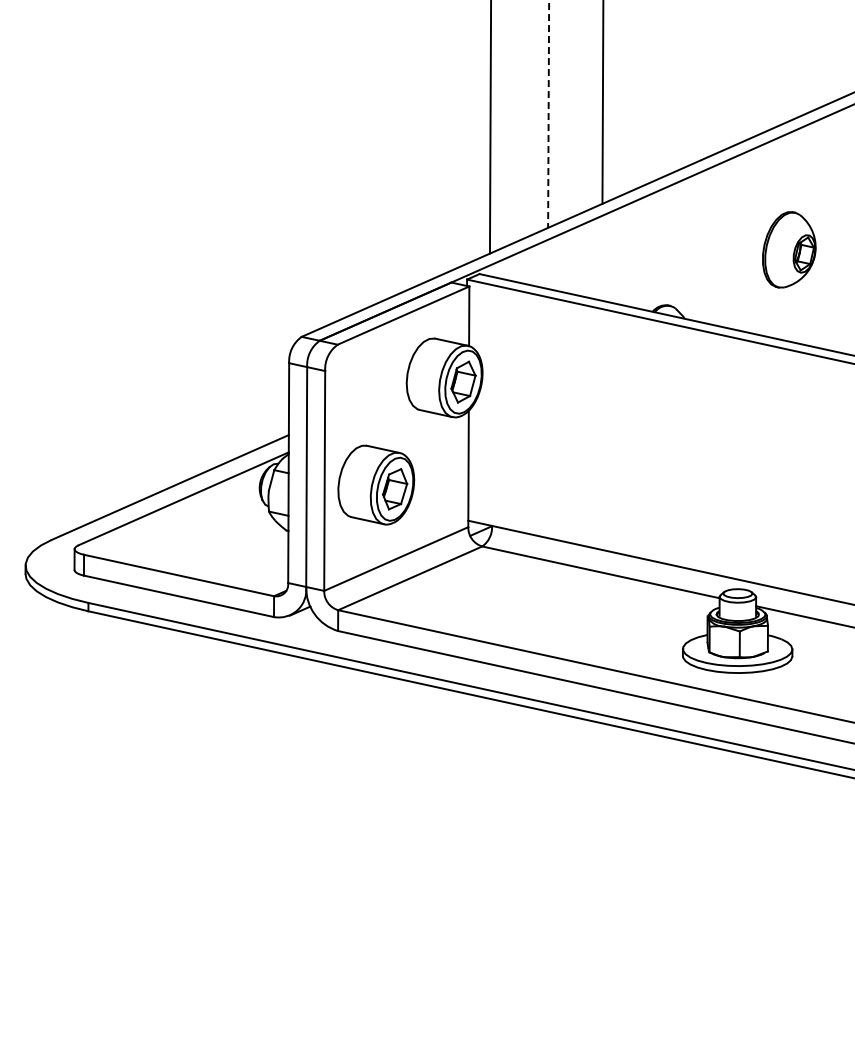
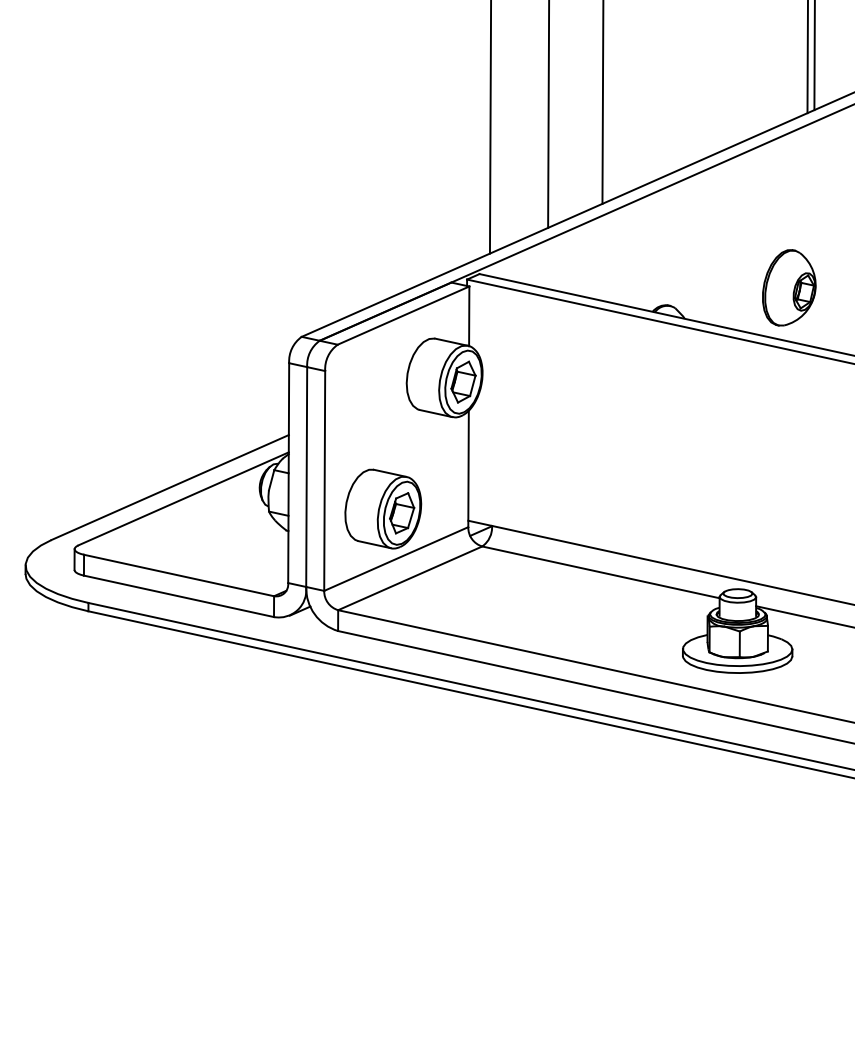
line: none -> present (814, 56)
line: none -> present (807, 57)
line: dashed -> solid (548, 114)
part position: (789, 249) -> (789, 287) (789, 287)
part position: (376, 484) -> (383, 508) (383, 508)
